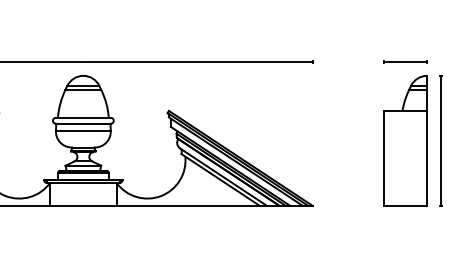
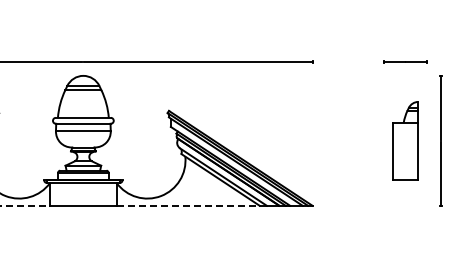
part size: 45x132 px -> 27x80 px (405, 140)
line: solid -> dashed (25, 205)
line: solid -> dashed (188, 205)
